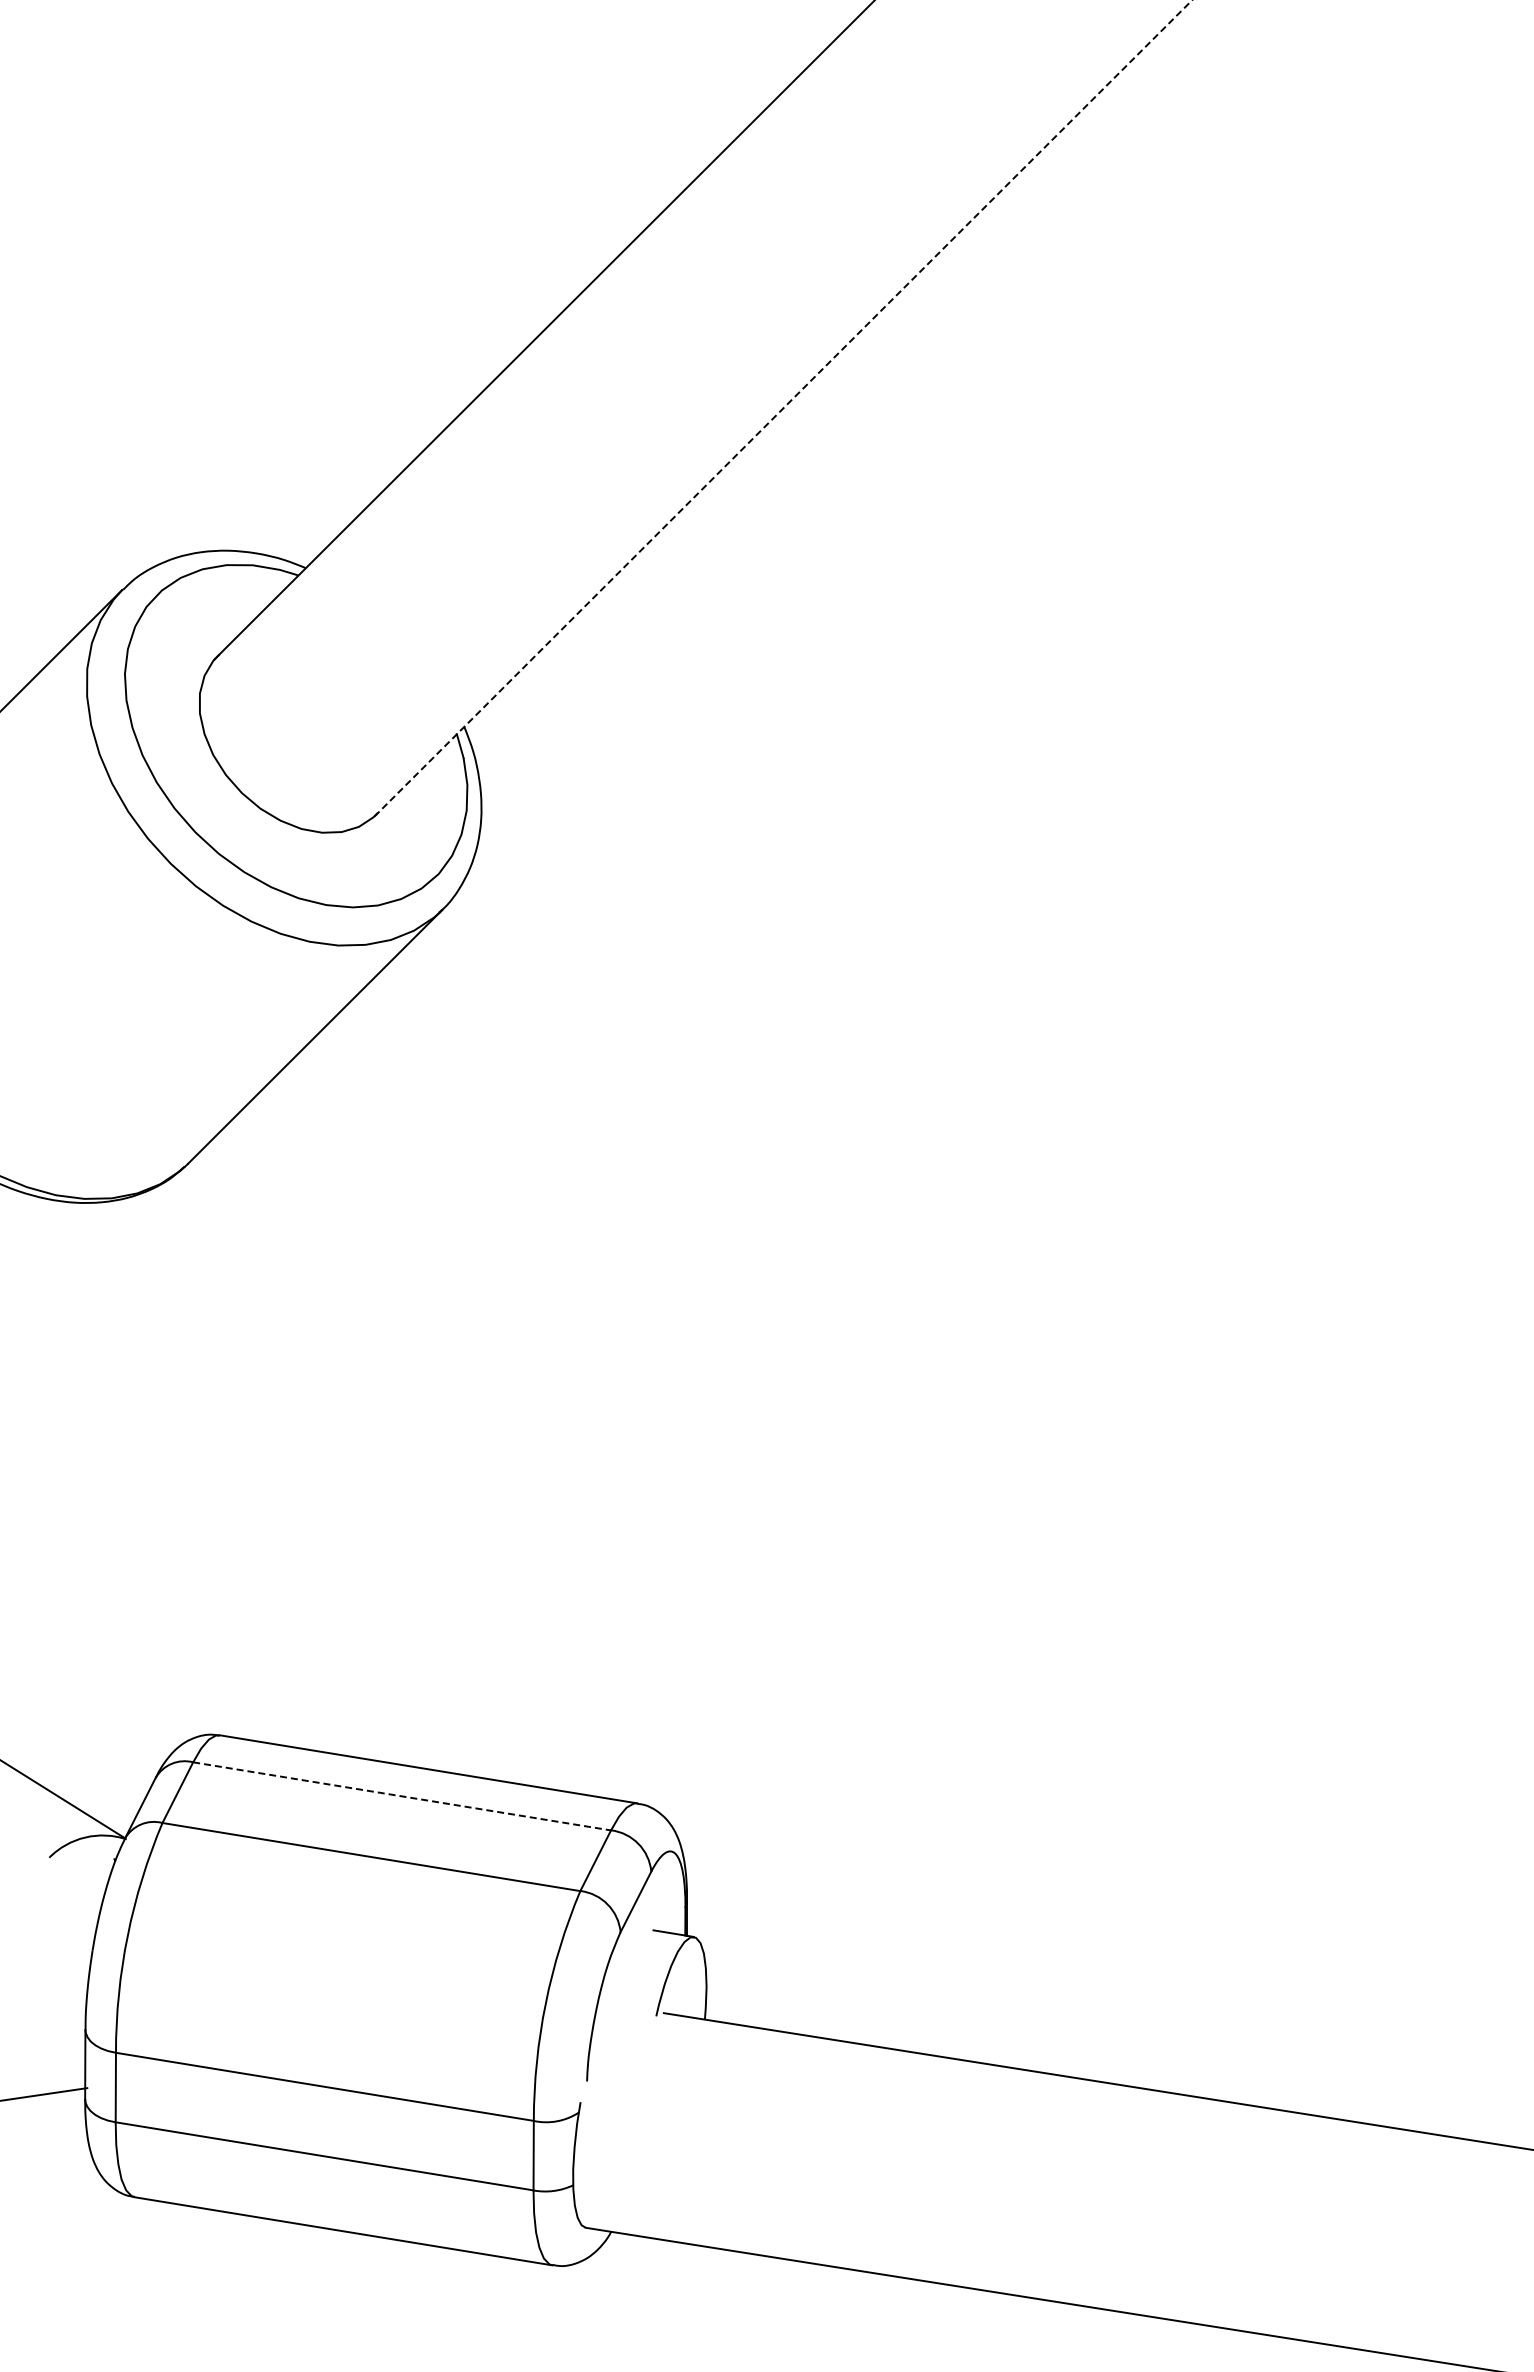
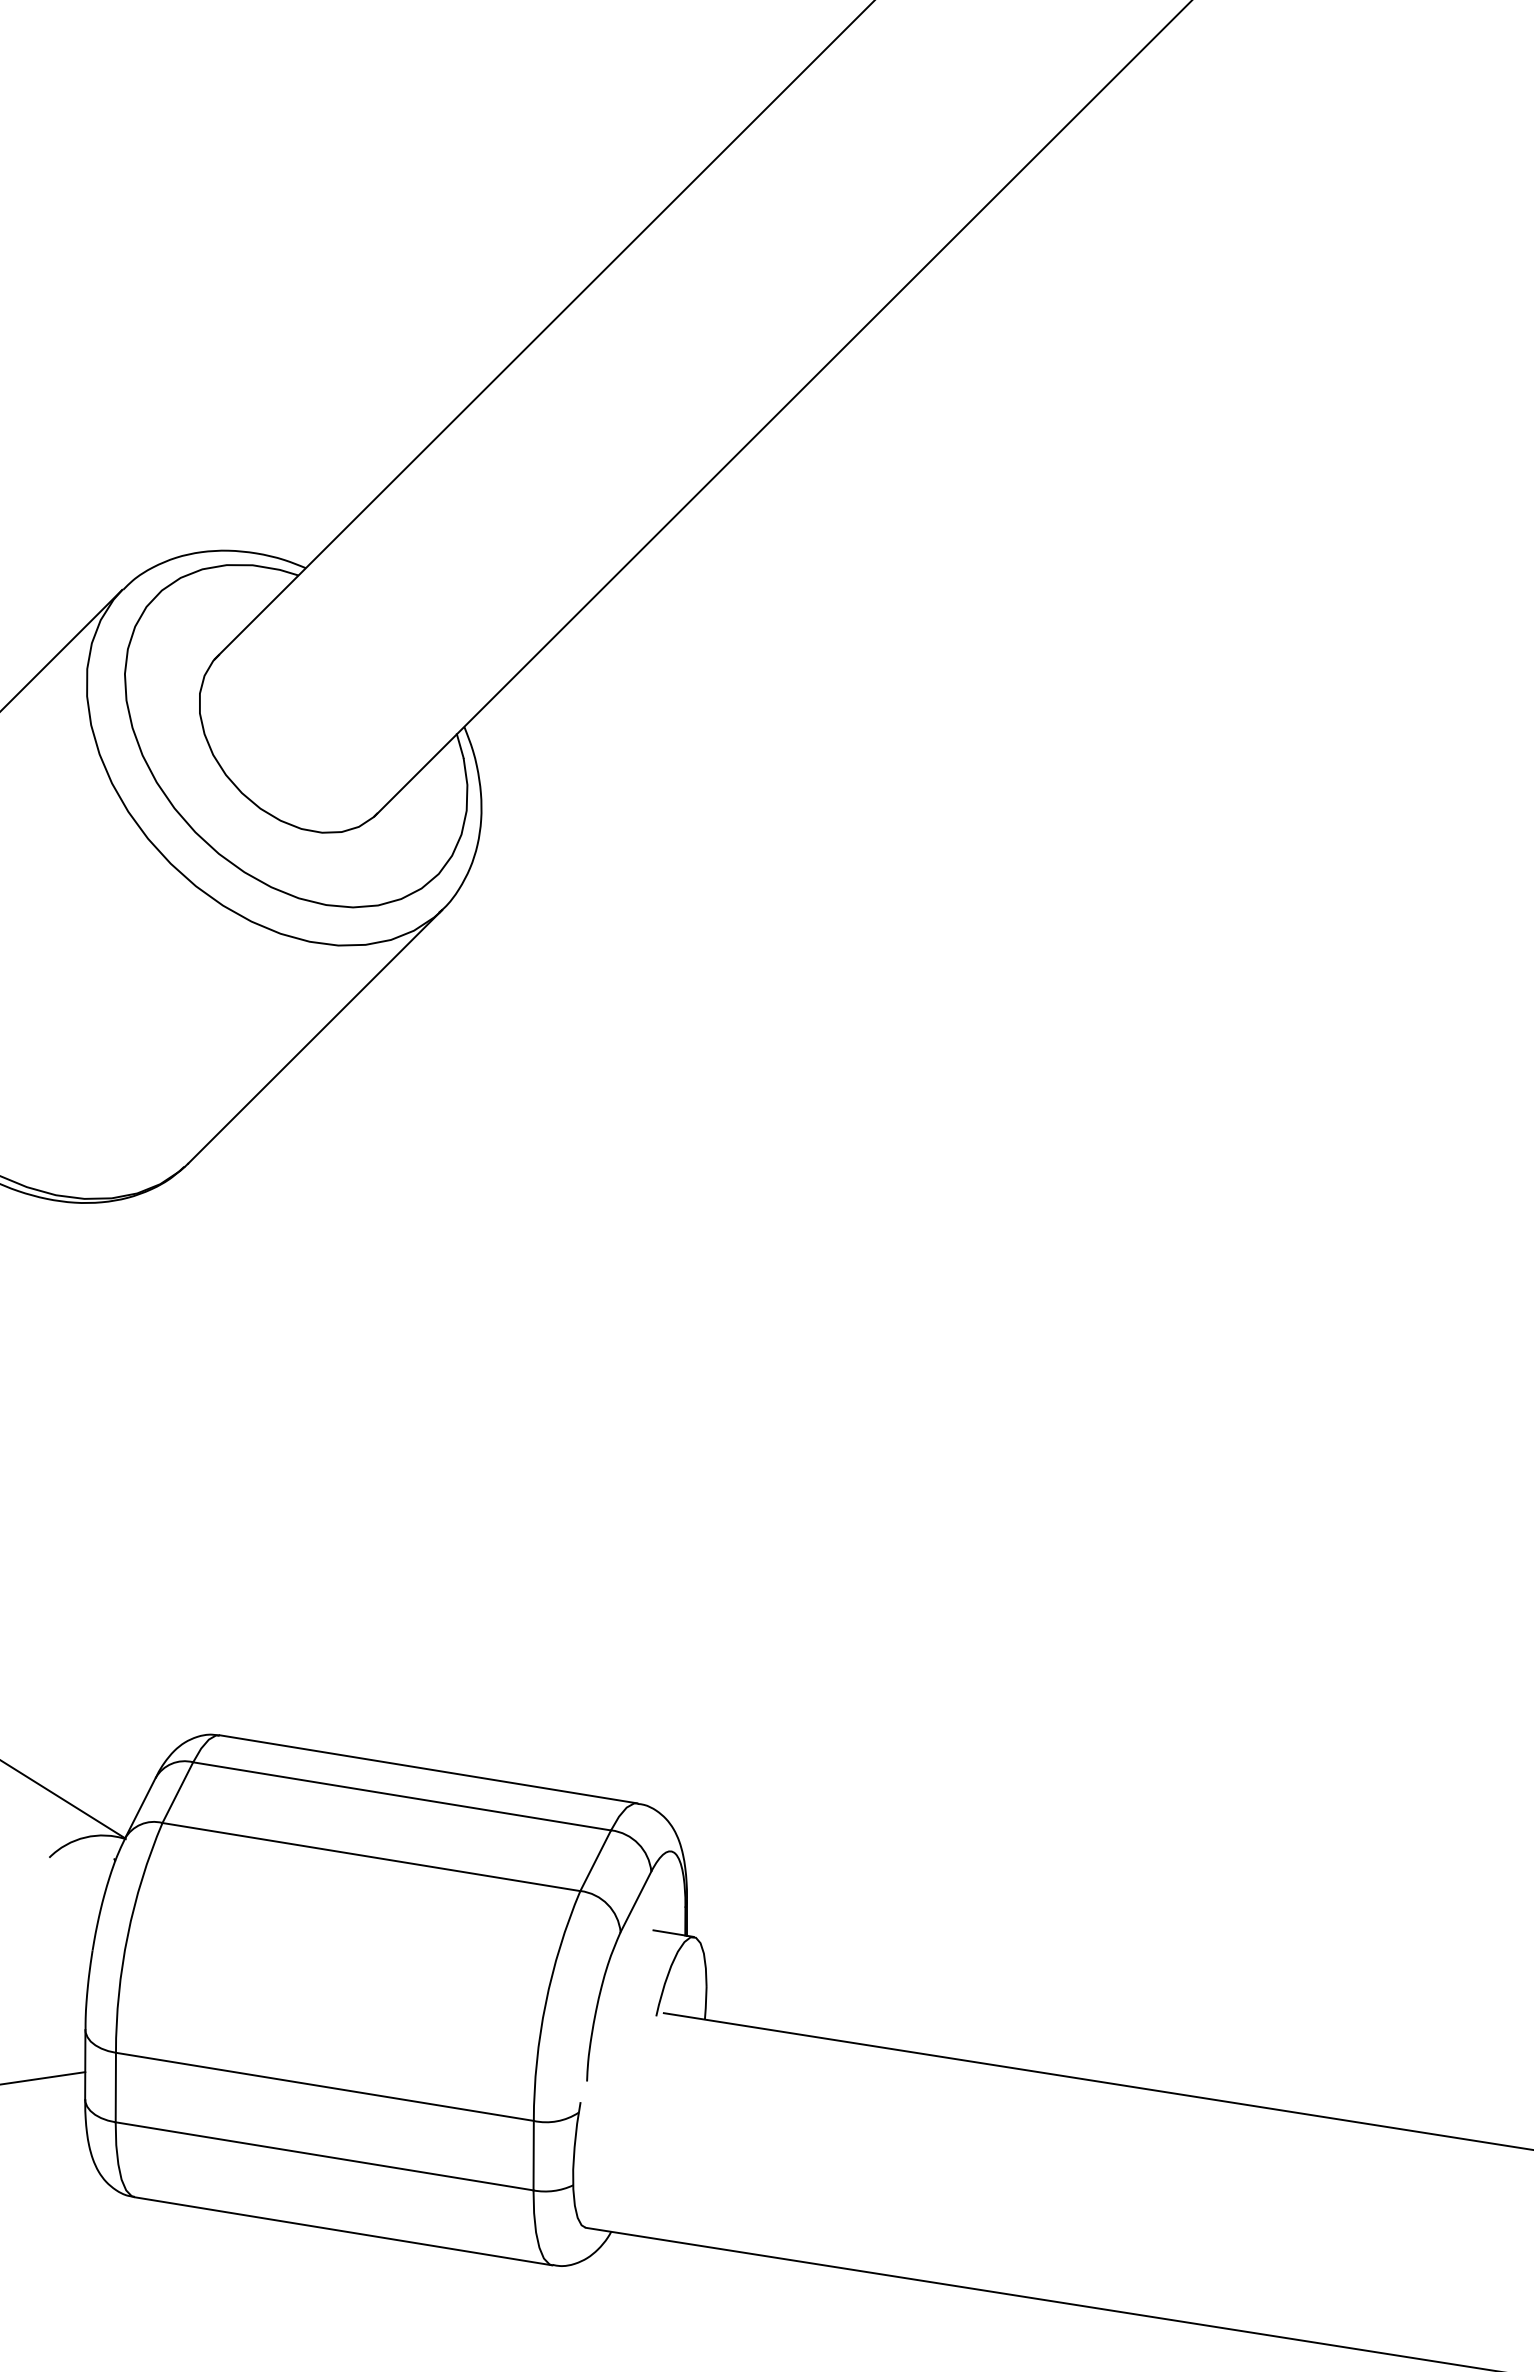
line: dashed -> solid (783, 408)
line: dashed -> solid (402, 1796)
line position: (44, 2094) -> (43, 2078) (43, 2078)
